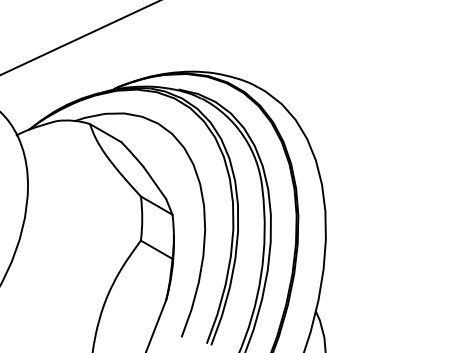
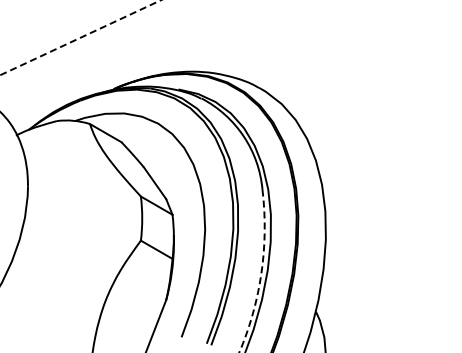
line: solid -> dashed (80, 37)
arc: solid -> dashed (261, 272)
